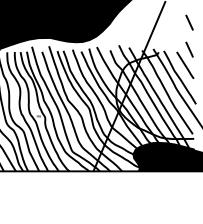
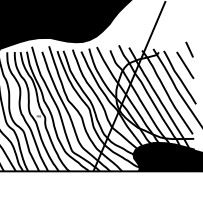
line: present -> none (189, 22)
